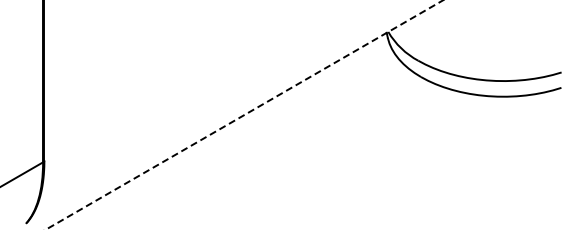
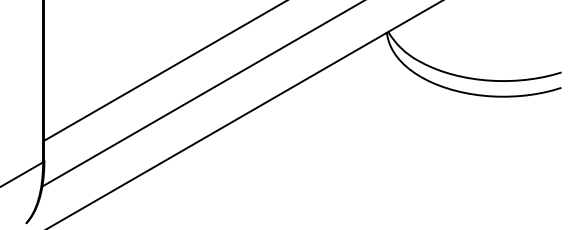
line: none -> present (164, 71)
line: none -> present (201, 94)
line: dashed -> solid (244, 115)
